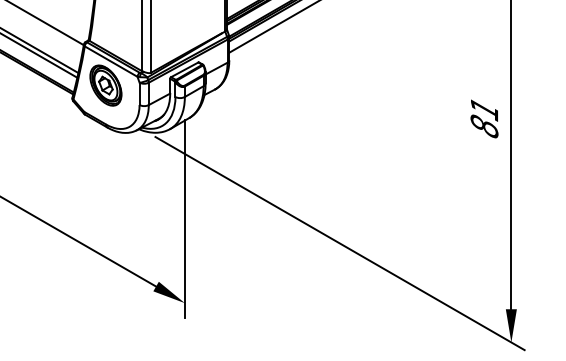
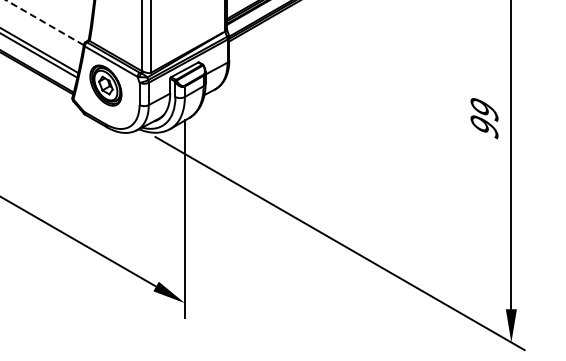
line: solid -> dashed (44, 22)
line: present -> none (272, 27)
text: 81 -> 99 (484, 118)
